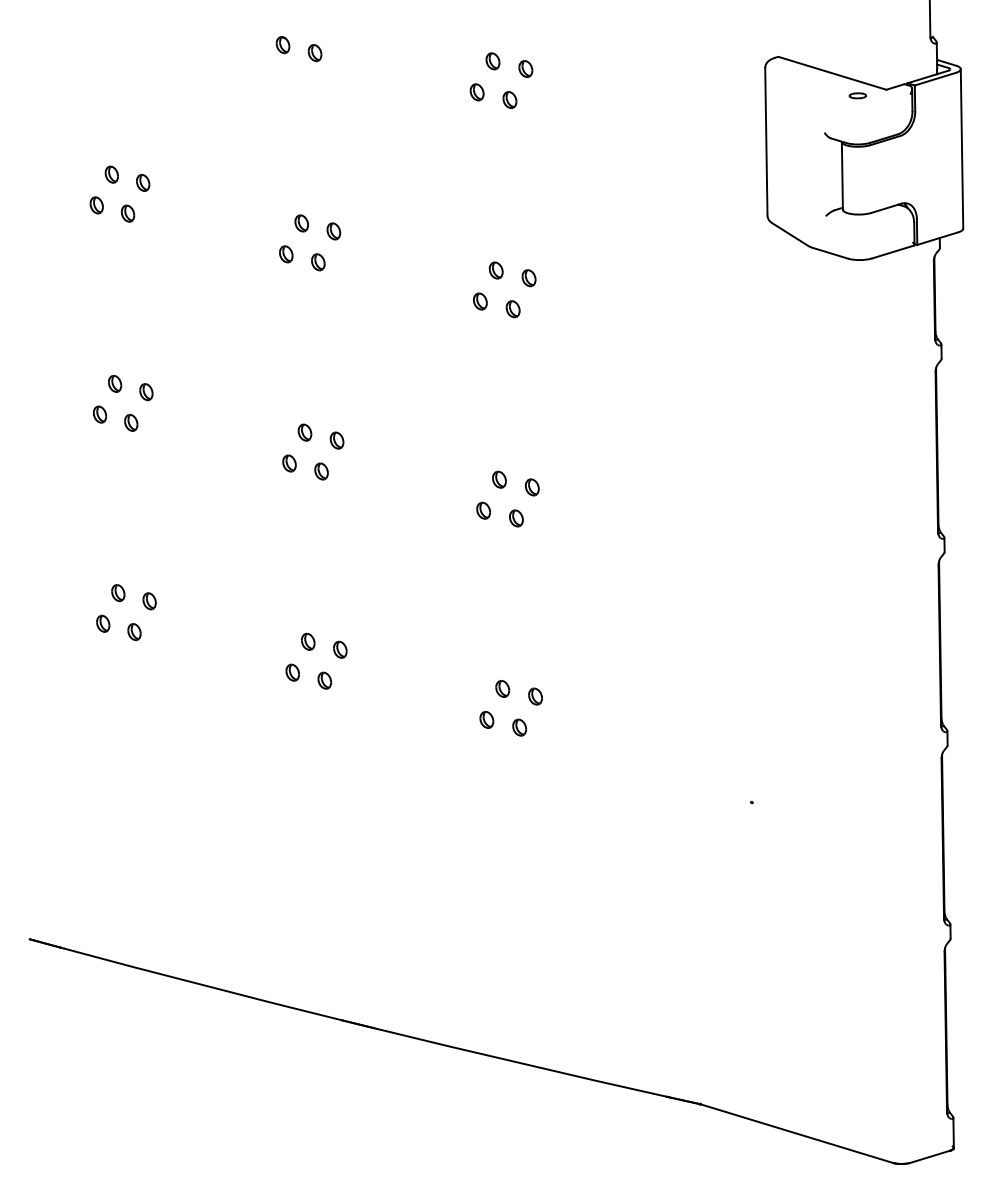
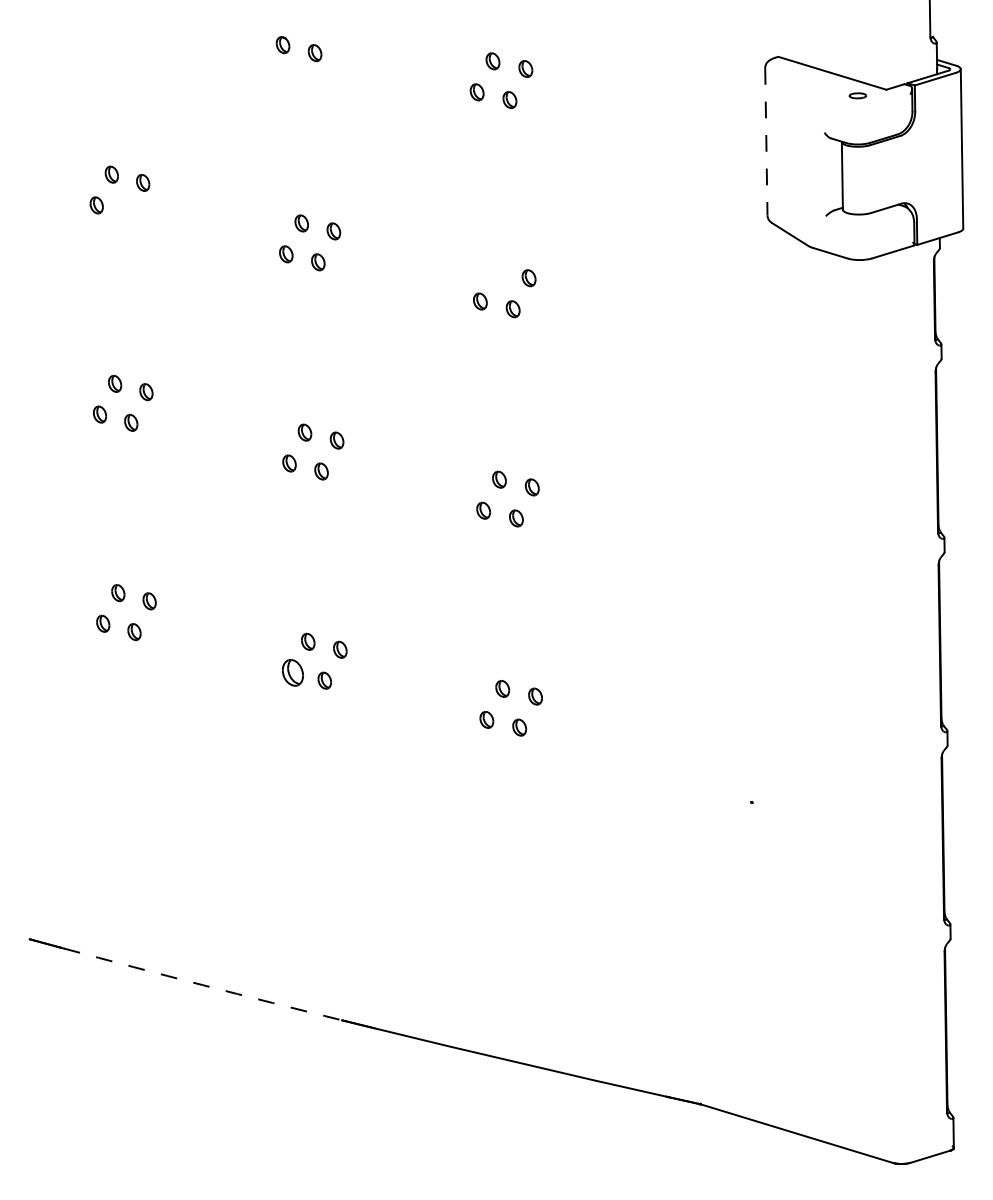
line: solid -> dashed (766, 141)
part: present -> none (128, 213)
part: present -> none (495, 270)
part size: 15x19 px -> 22x28 px (292, 672)
arc: solid -> dashed (202, 985)
